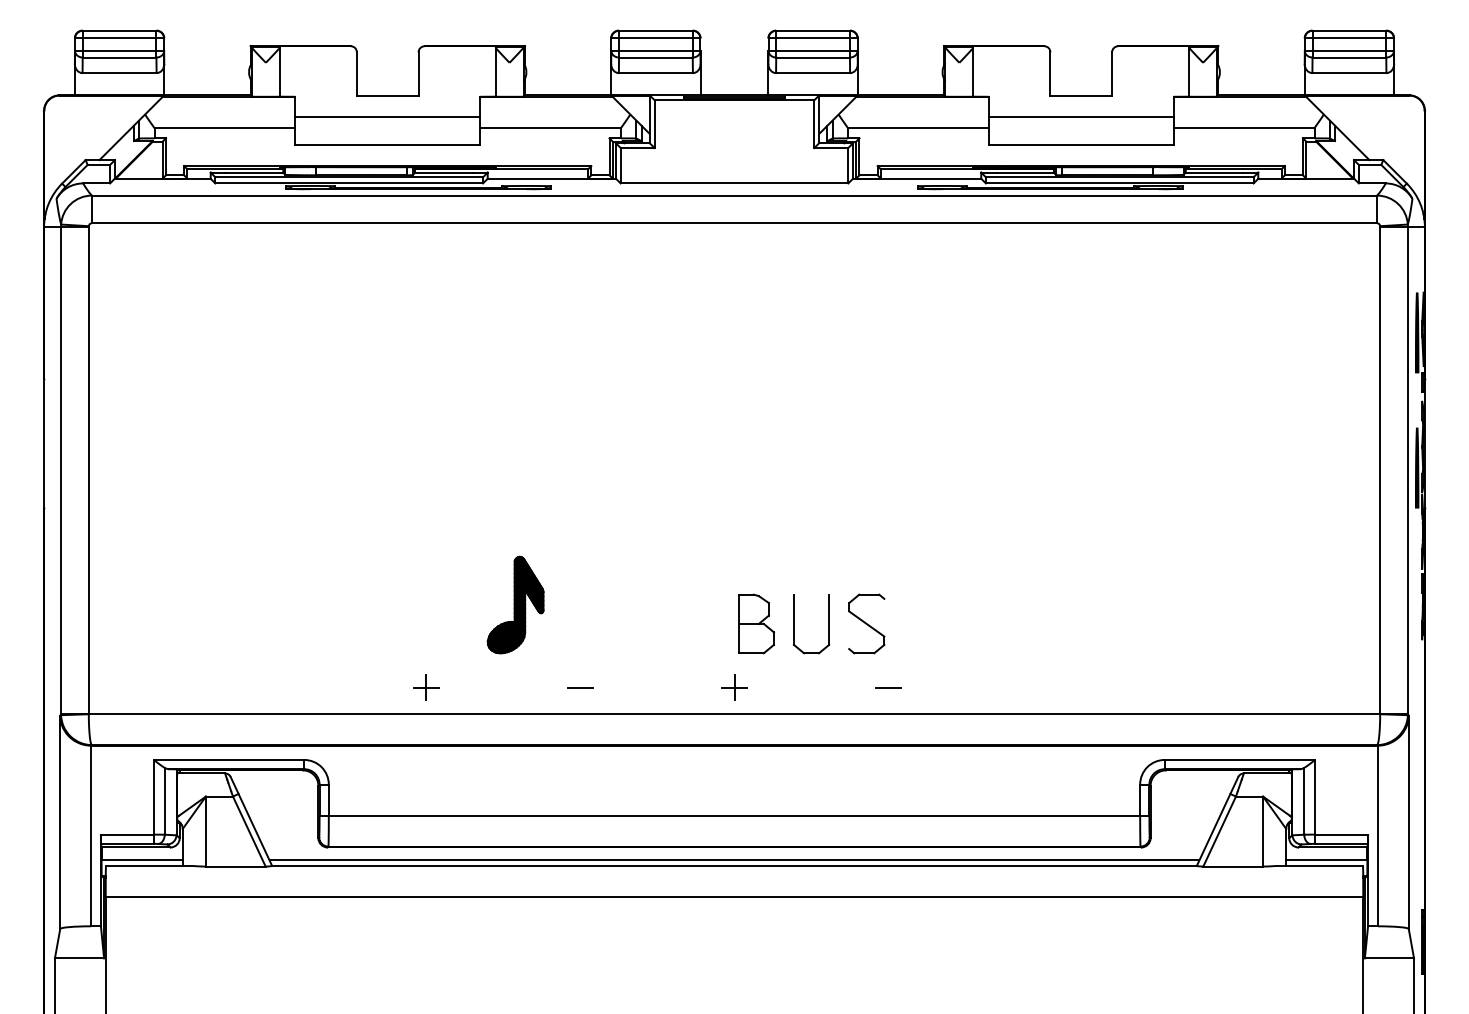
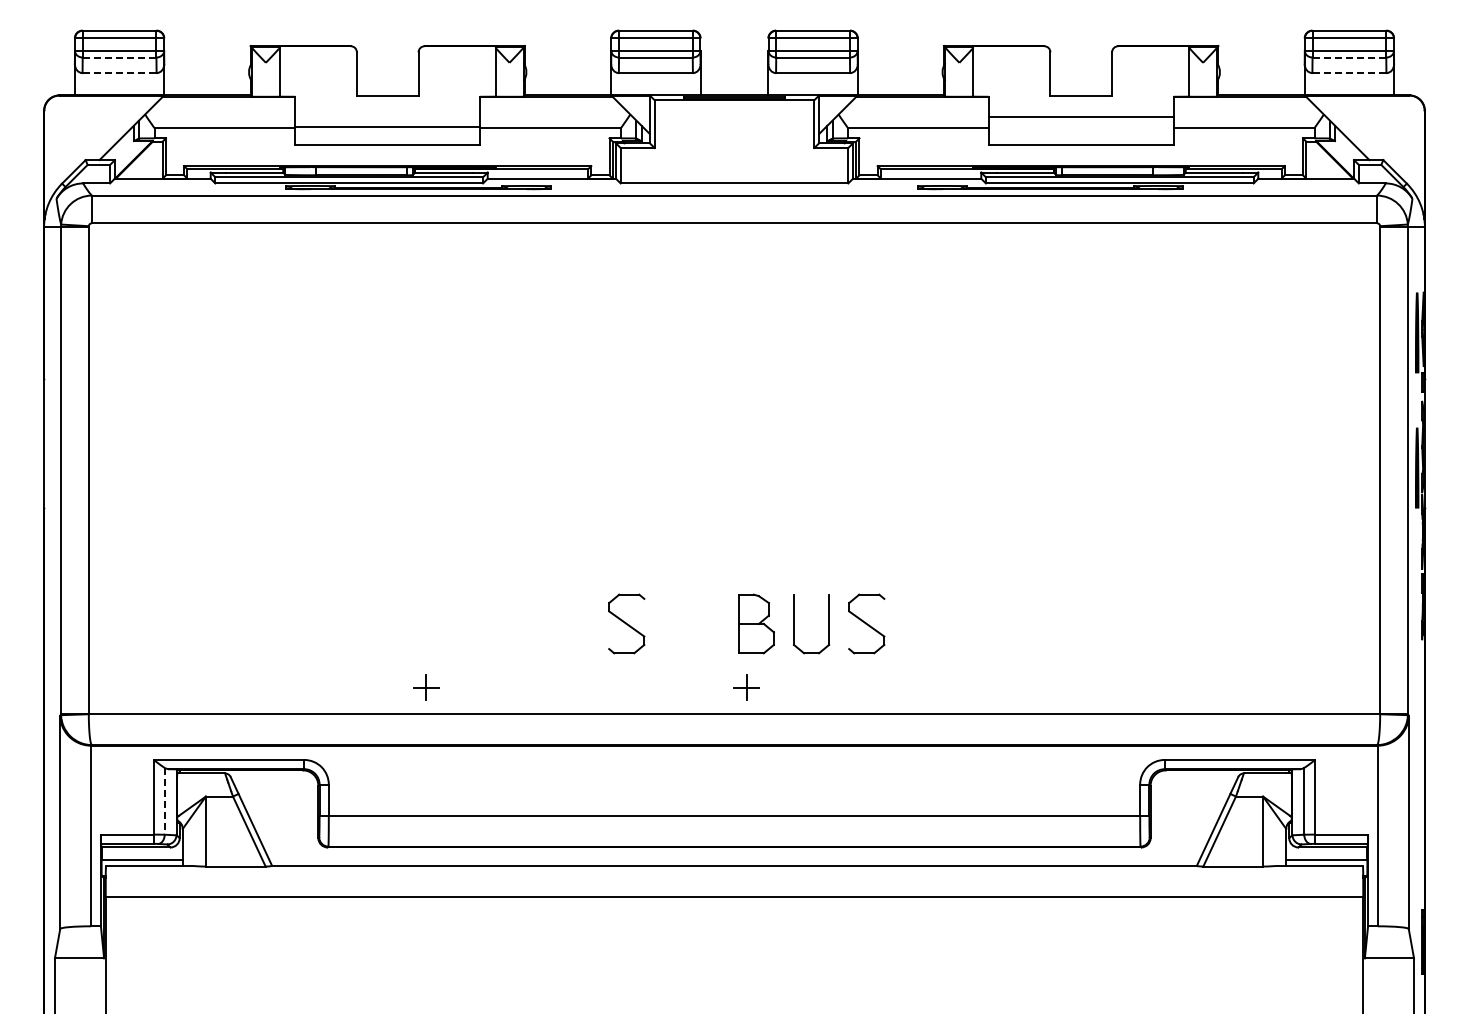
line: solid -> dashed (119, 57)
line: solid -> dashed (1349, 57)
line: solid -> dashed (120, 73)
line: solid -> dashed (1348, 73)
line position: (387, 116) -> (387, 126) (387, 126)
part: present -> none (515, 604)
part: none -> present (626, 623)
line: present -> none (579, 687)
part position: (734, 687) -> (746, 687) (746, 687)
line: present -> none (888, 687)
line: solid -> dashed (164, 801)
line: present -> none (734, 860)
